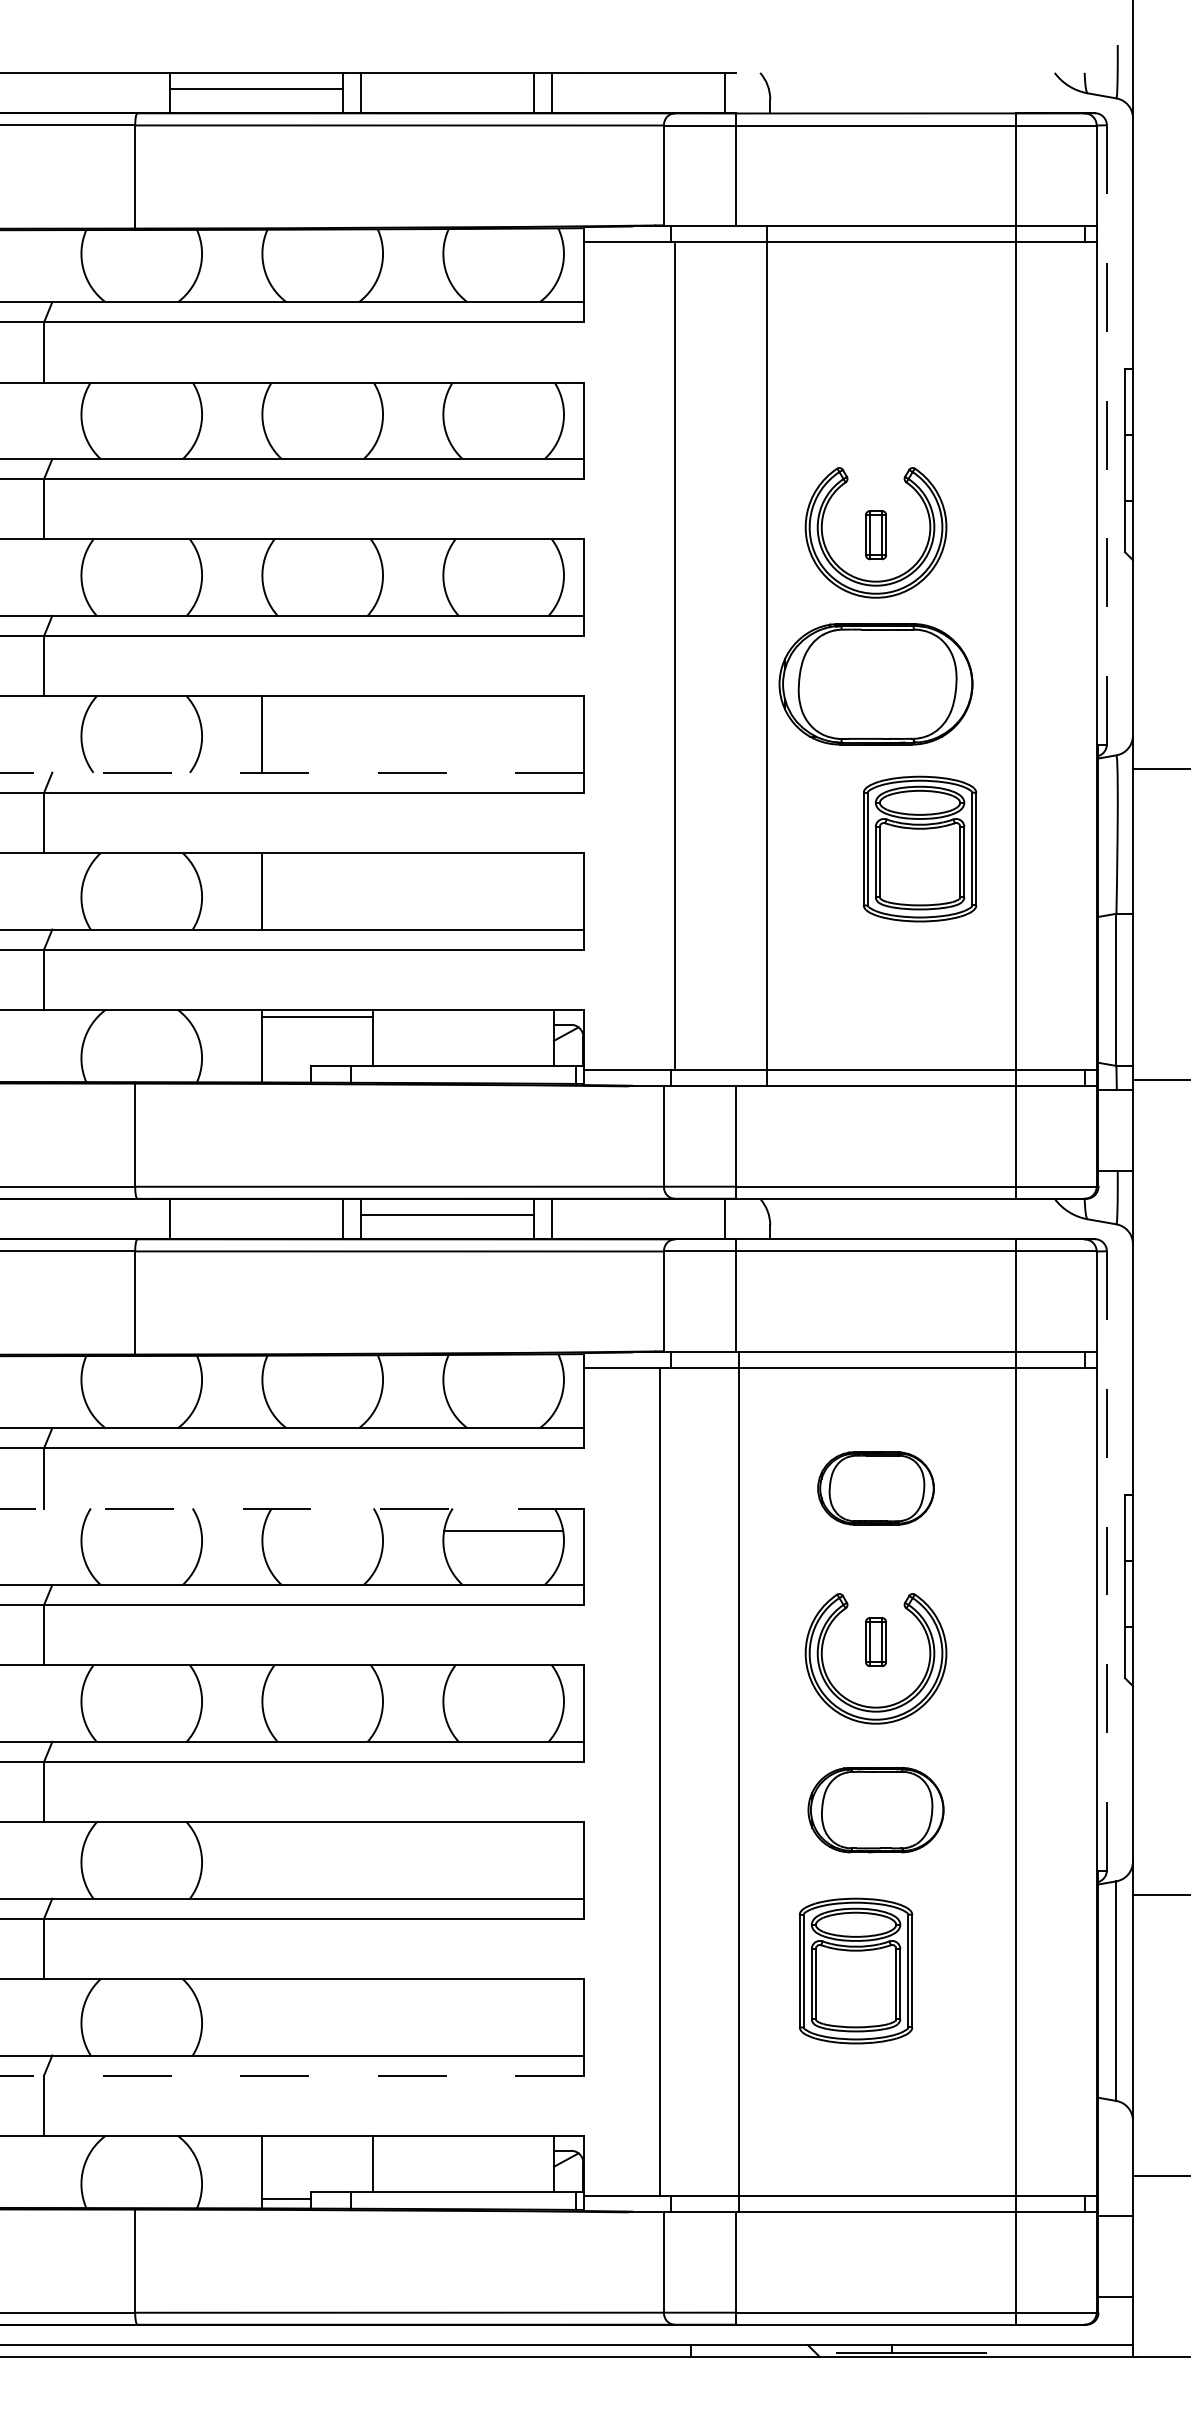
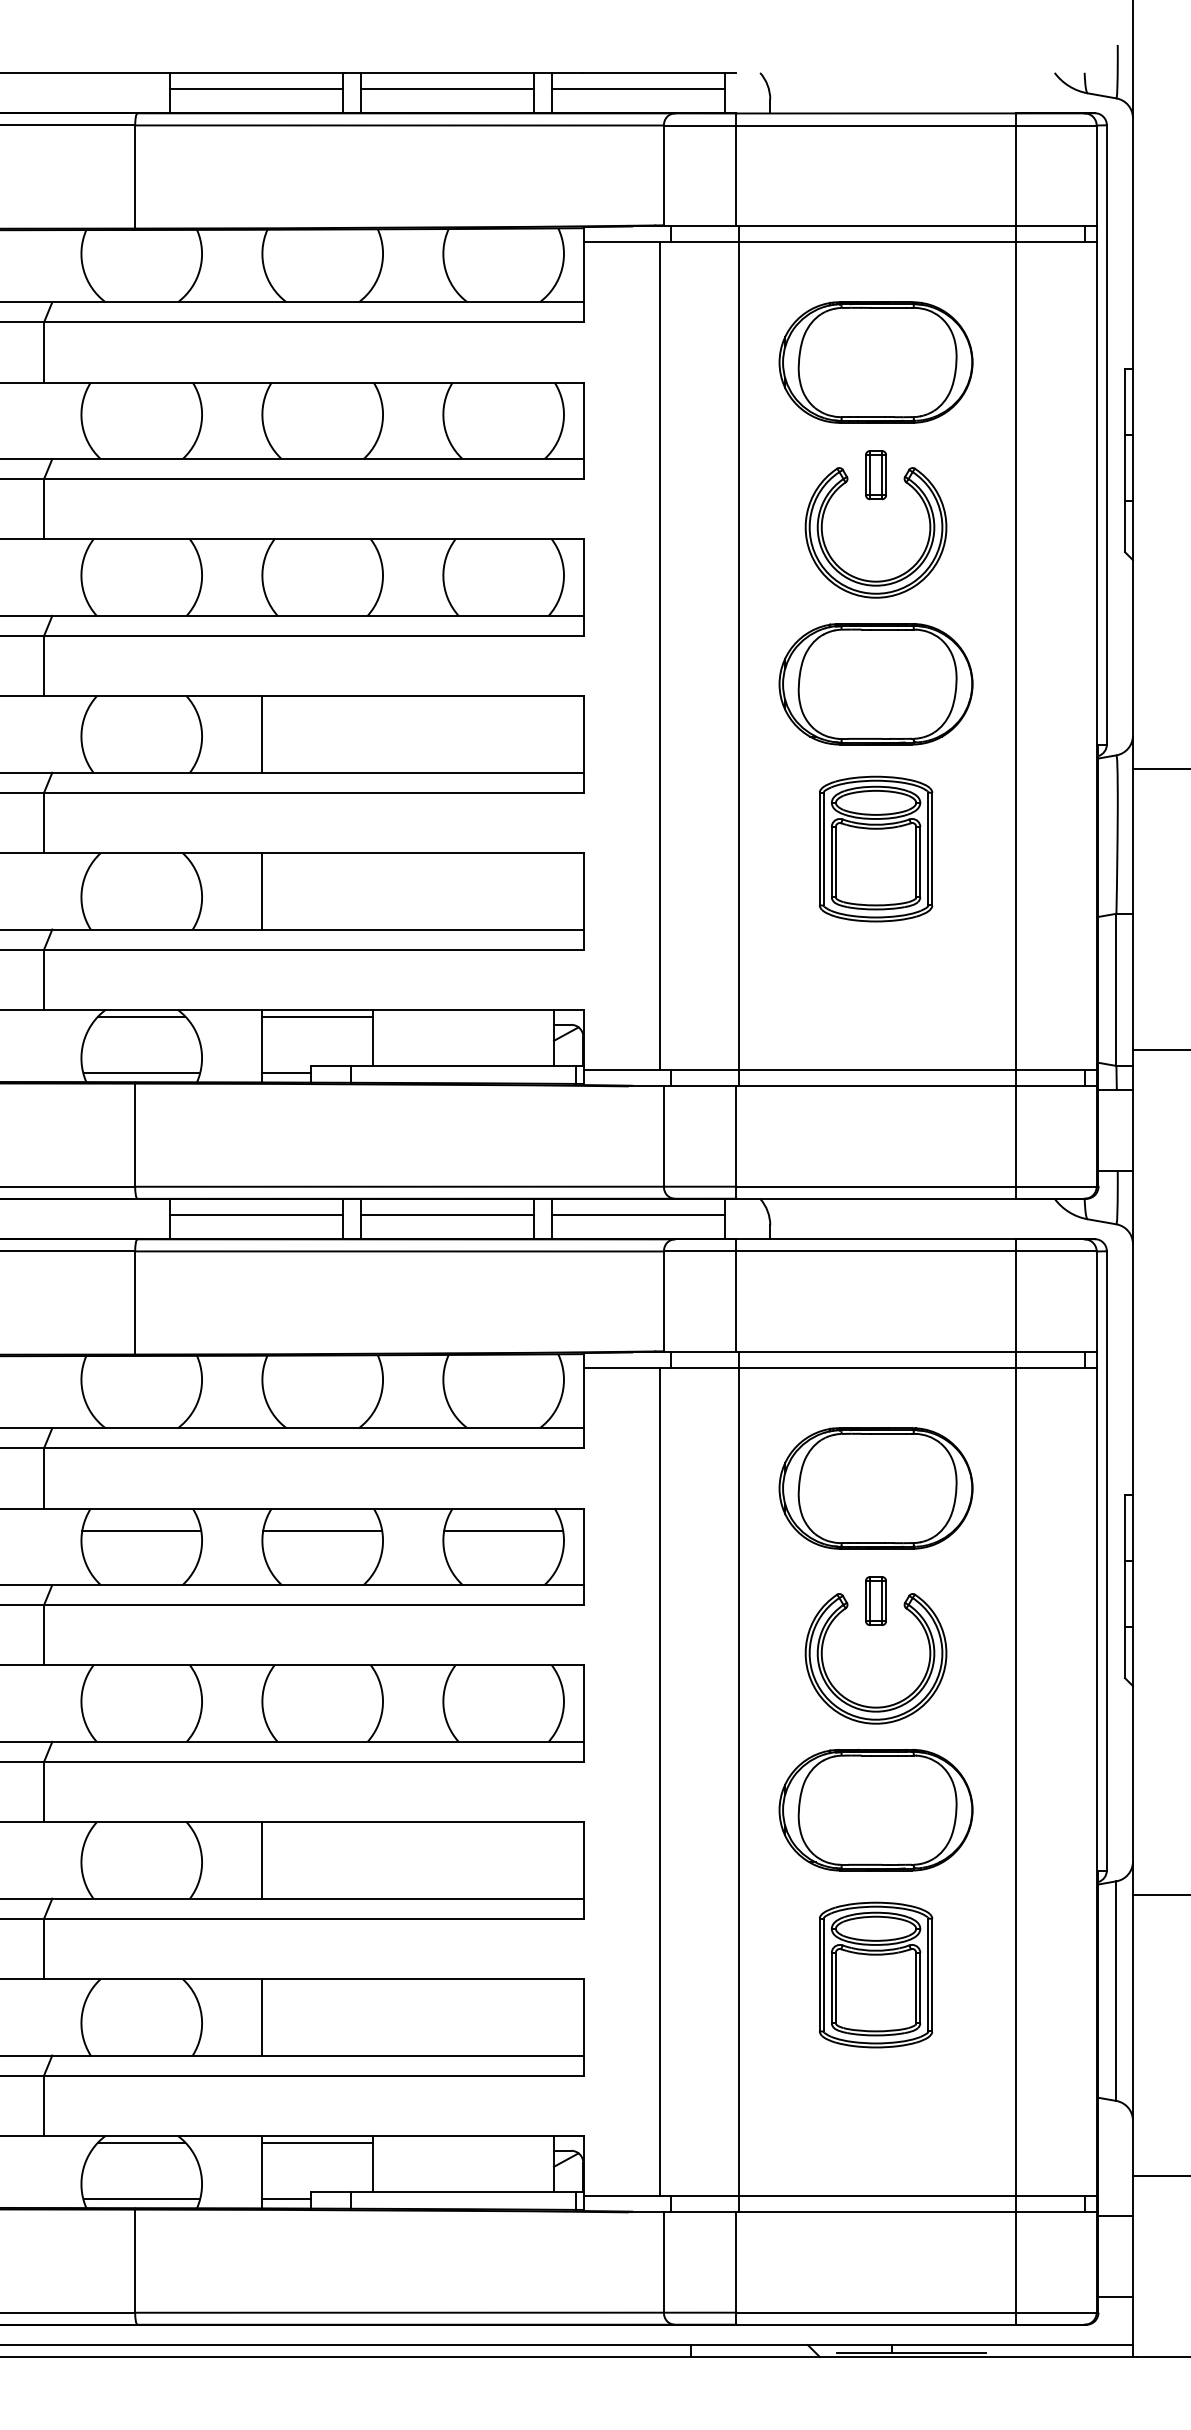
line: none -> present (447, 88)
line: none -> present (638, 88)
part: none -> present (875, 362)
line: dashed -> solid (1106, 434)
part position: (875, 535) -> (875, 475) (875, 475)
line position: (674, 655) -> (659, 655) (659, 655)
line position: (767, 655) -> (739, 655) (739, 655)
line: dashed -> solid (292, 772)
part position: (920, 848) -> (876, 848) (876, 848)
line: none -> present (141, 1016)
line: none -> present (141, 1073)
line: none -> present (286, 1073)
line position: (1159, 1080) -> (1159, 1050) (1159, 1050)
line: none -> present (256, 1214)
line: none -> present (638, 1214)
part size: 118x75 px -> 196x123 px (875, 1488)
line: dashed -> solid (292, 1508)
line: none -> present (141, 1530)
line: none -> present (322, 1530)
line: dashed -> solid (1106, 1560)
part position: (875, 1642) -> (875, 1601) (875, 1601)
part size: 138x87 px -> 196x124 px (875, 1809)
line: none -> present (262, 1860)
part position: (856, 1970) -> (876, 1974) (876, 1974)
line: none -> present (262, 2017)
line: dashed -> solid (292, 2075)
line: none -> present (141, 2142)
line: none -> present (317, 2142)
line: none -> present (141, 2199)
